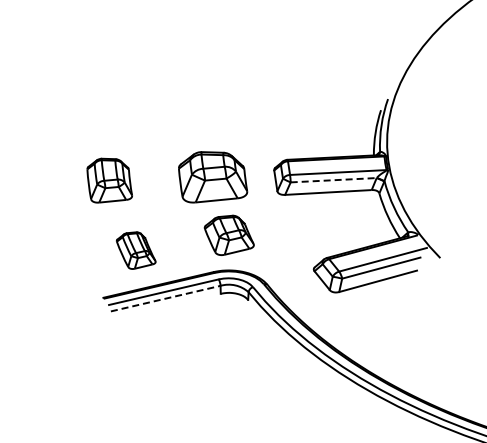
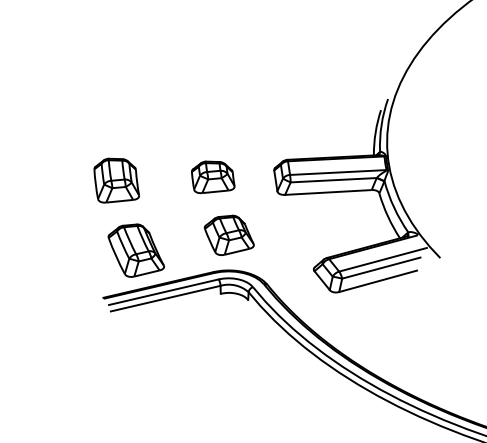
part size: 71x53 px -> 45x35 px (213, 177)
part position: (109, 180) -> (116, 180) (116, 180)
line: dashed -> solid (334, 180)
part size: 41x39 px -> 58x55 px (135, 250)
line: dashed -> solid (166, 298)
